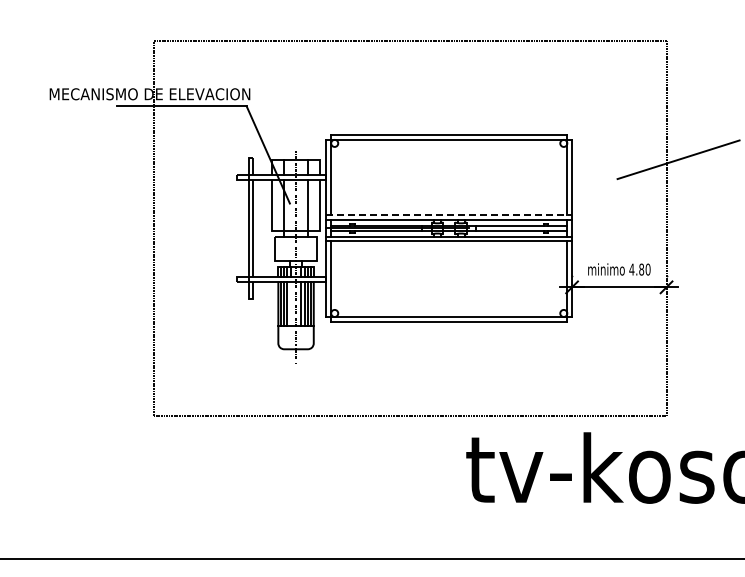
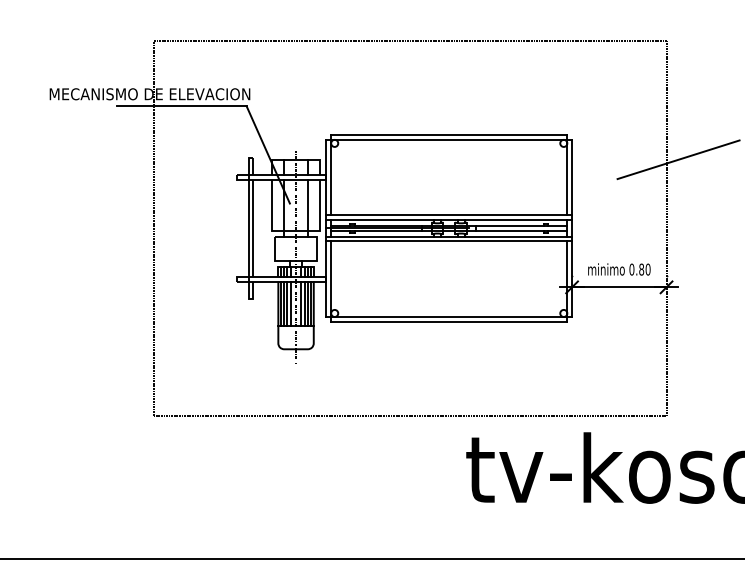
line: dashed -> solid (449, 215)
text: 4.80 -> 0.80 (631, 269)
line: none -> present (291, 303)
